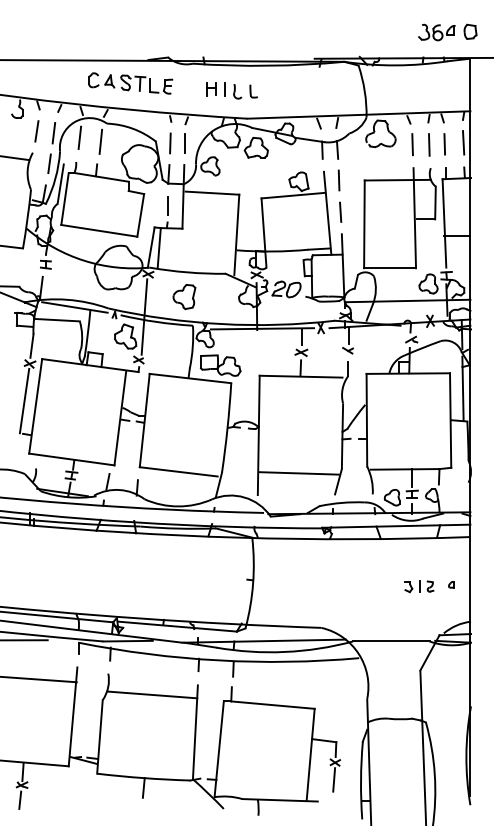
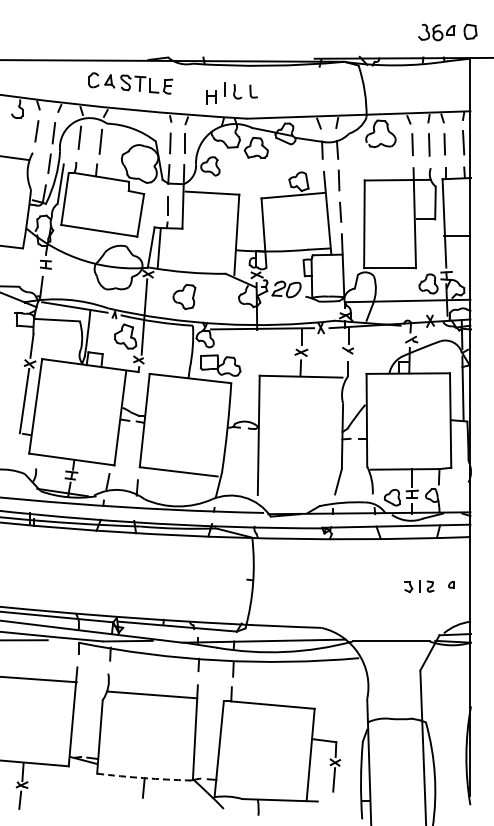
part position: (211, 89) -> (211, 97) (211, 97)
line: present -> none (298, 473)
arc: solid -> dashed (143, 778)
